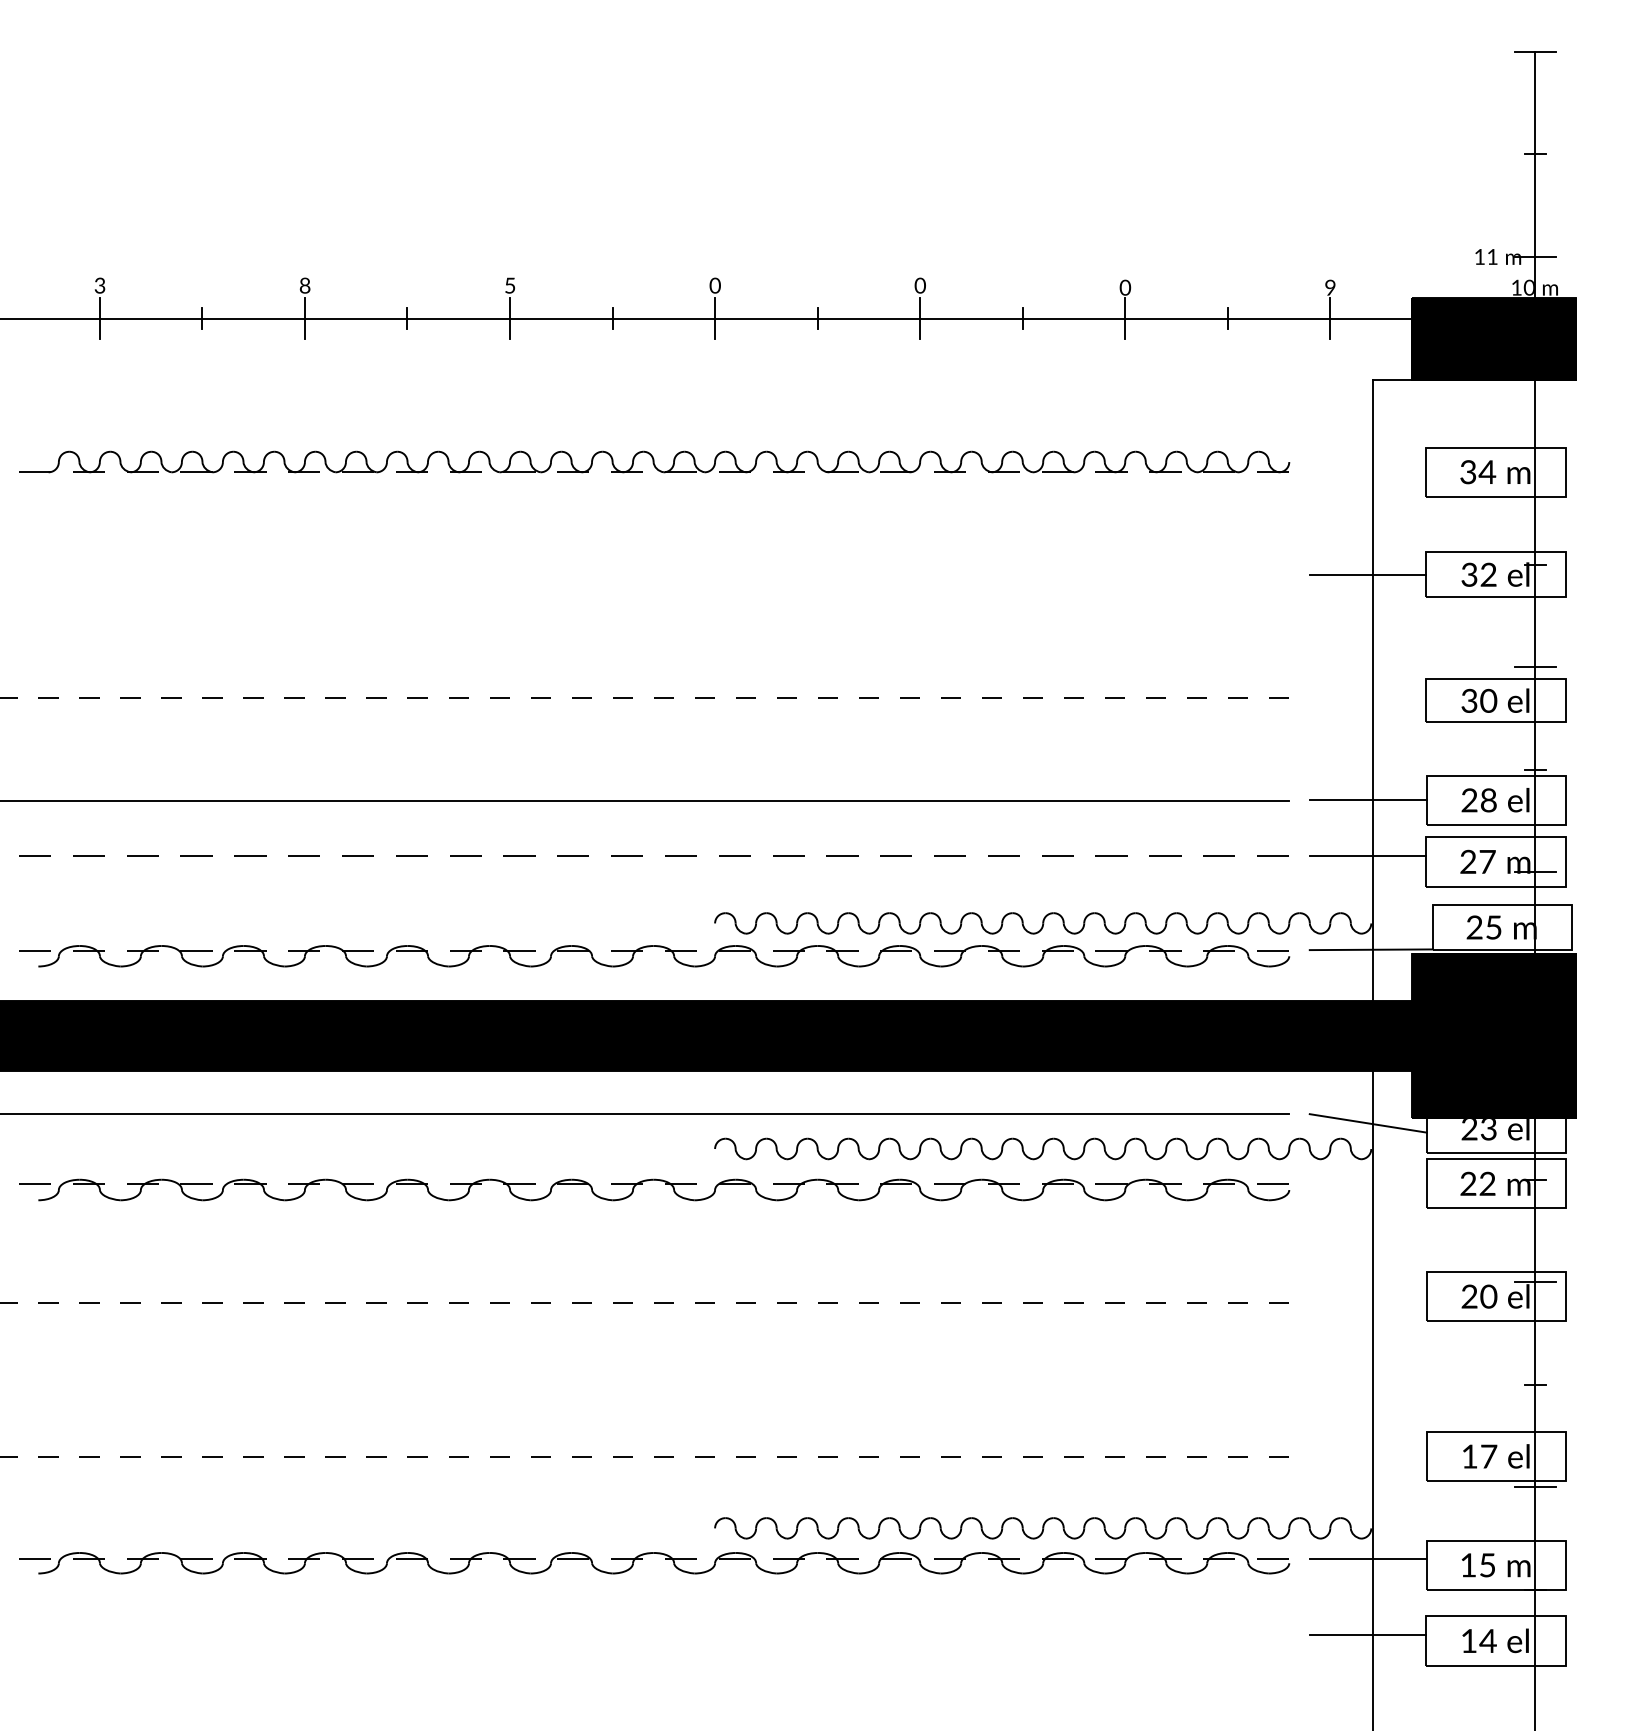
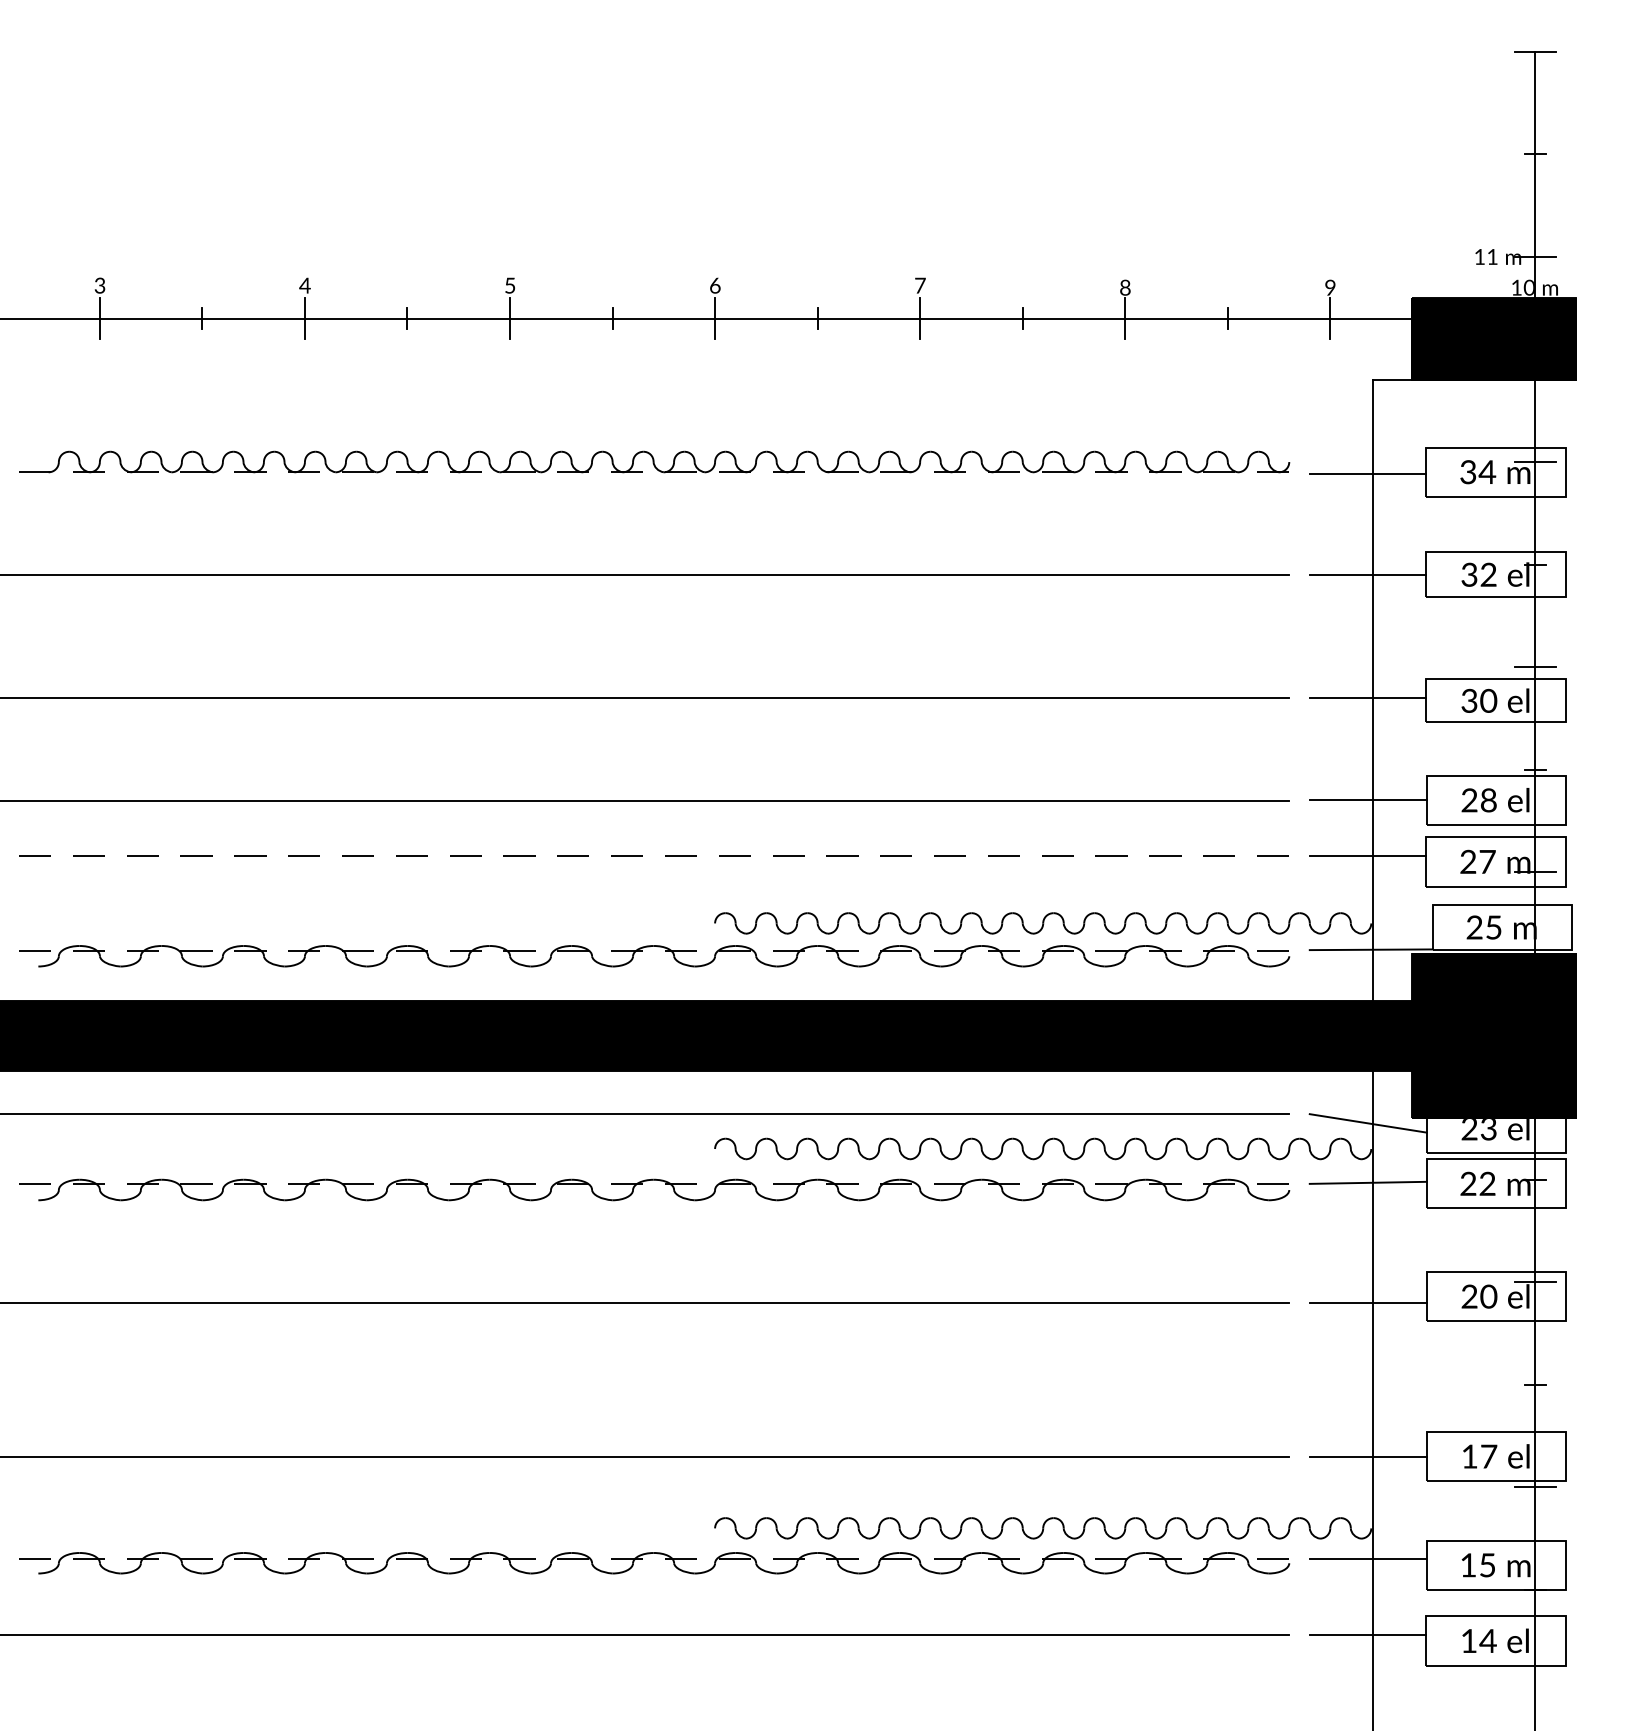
text: 0 -> 6 (714, 284)
text: 8 -> 4 (304, 285)
text: 0 -> 7 (919, 285)
text: 0 -> 8 (1125, 288)
line: none -> present (1534, 462)
line: none -> present (1367, 474)
line: none -> present (645, 574)
line: dashed -> solid (644, 697)
line: none -> present (1367, 697)
line: none -> present (1367, 1182)
line: dashed -> solid (644, 1302)
line: none -> present (1367, 1302)
line: dashed -> solid (644, 1456)
line: none -> present (1367, 1456)
line: none -> present (645, 1635)
